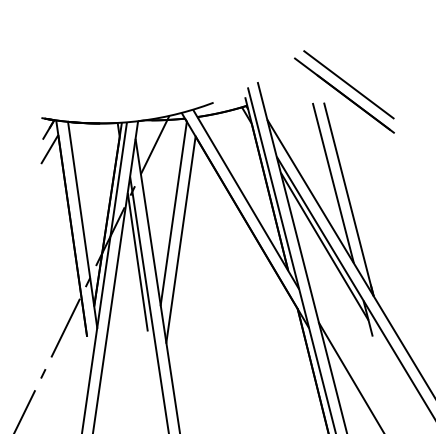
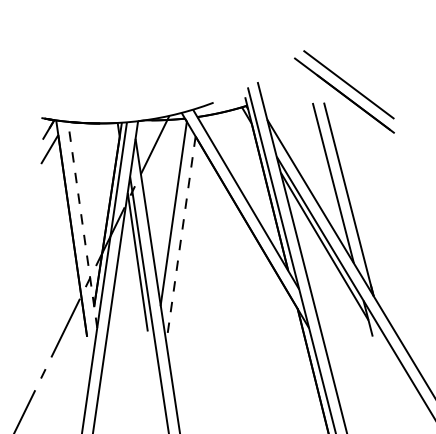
line: solid -> dashed (82, 224)
line: solid -> dashed (180, 240)
line: present -> none (350, 376)
